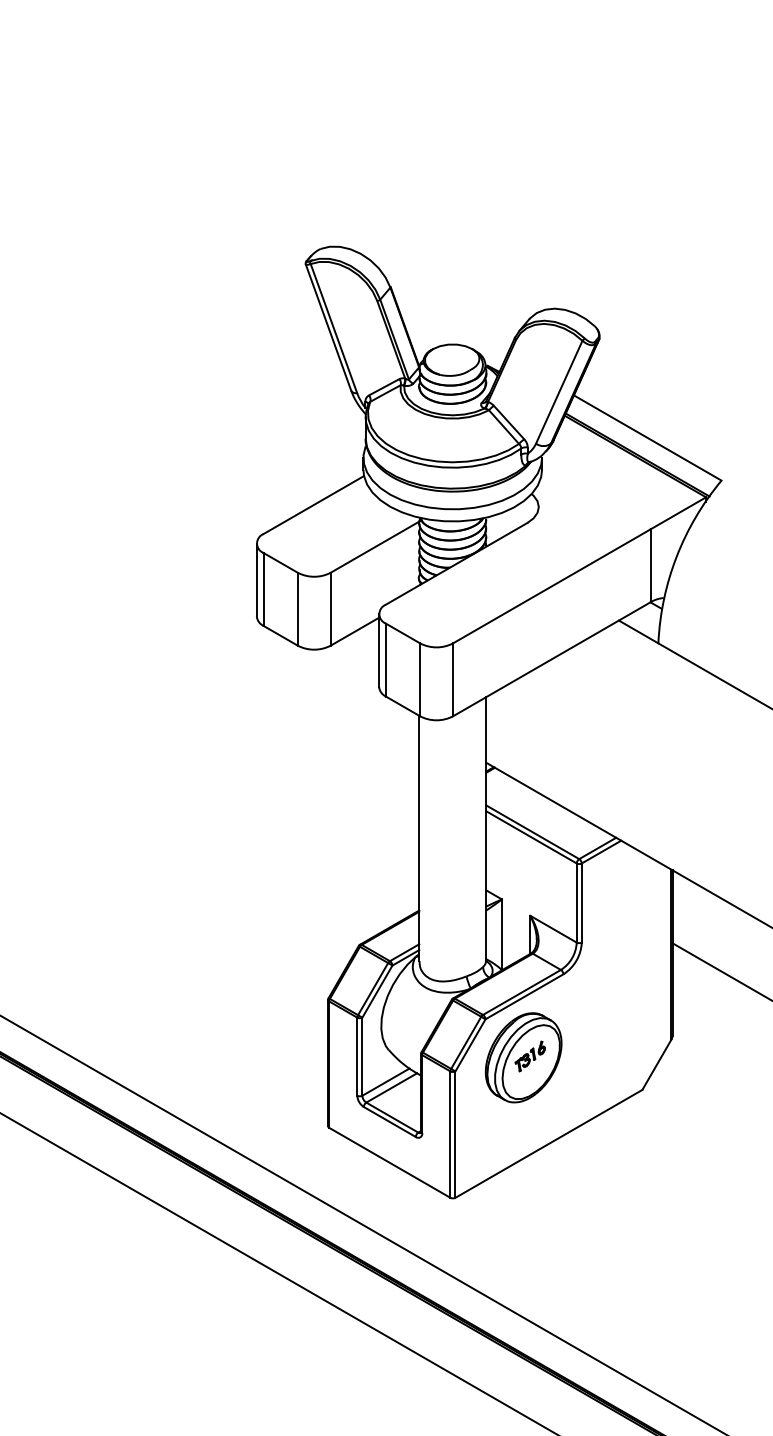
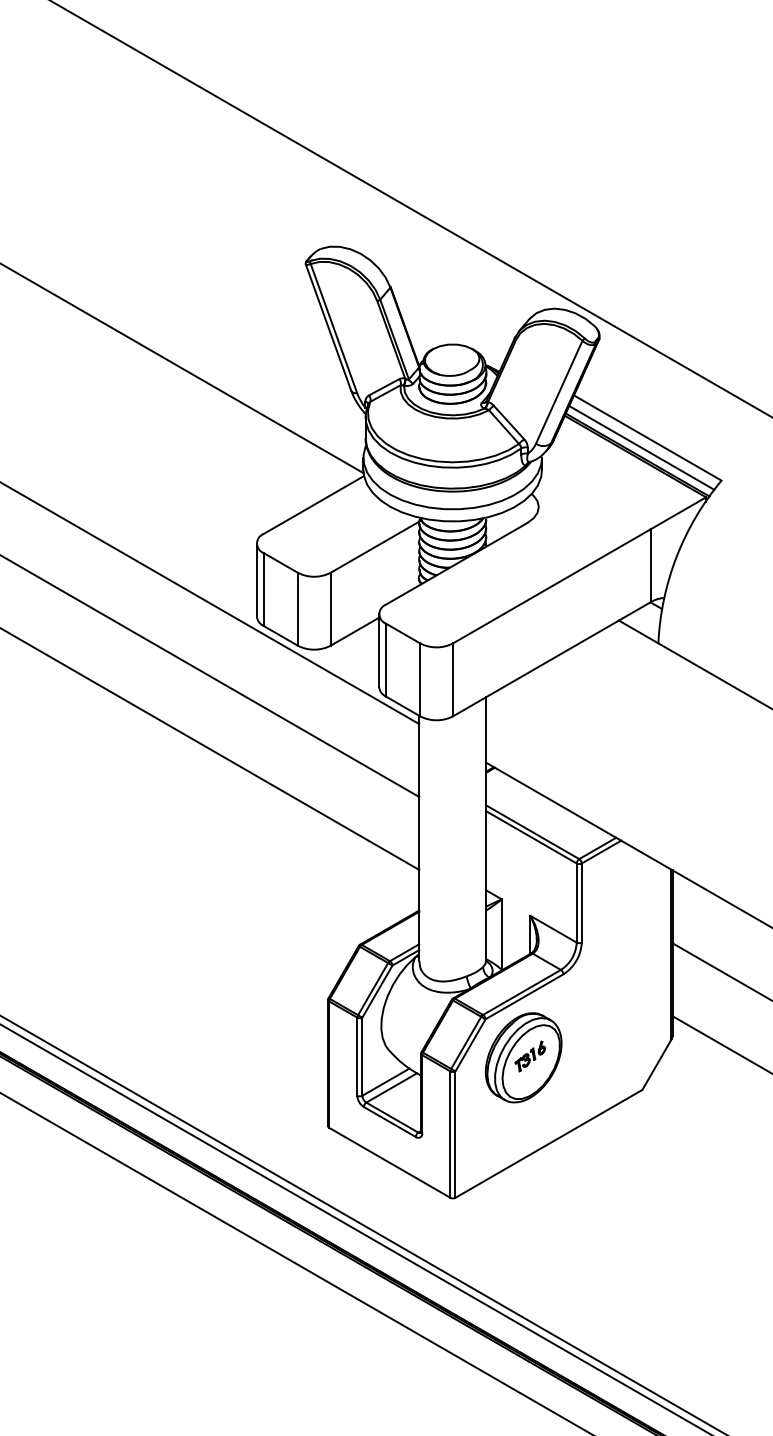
line: none -> present (410, 209)
line: none -> present (182, 368)
line: none -> present (641, 447)
line: none -> present (210, 603)
line: none -> present (210, 676)
line: none -> present (210, 749)
line: none -> present (720, 1044)
line: none -> present (354, 1228)
line position: (277, 1273) -> (295, 1263) (295, 1263)
